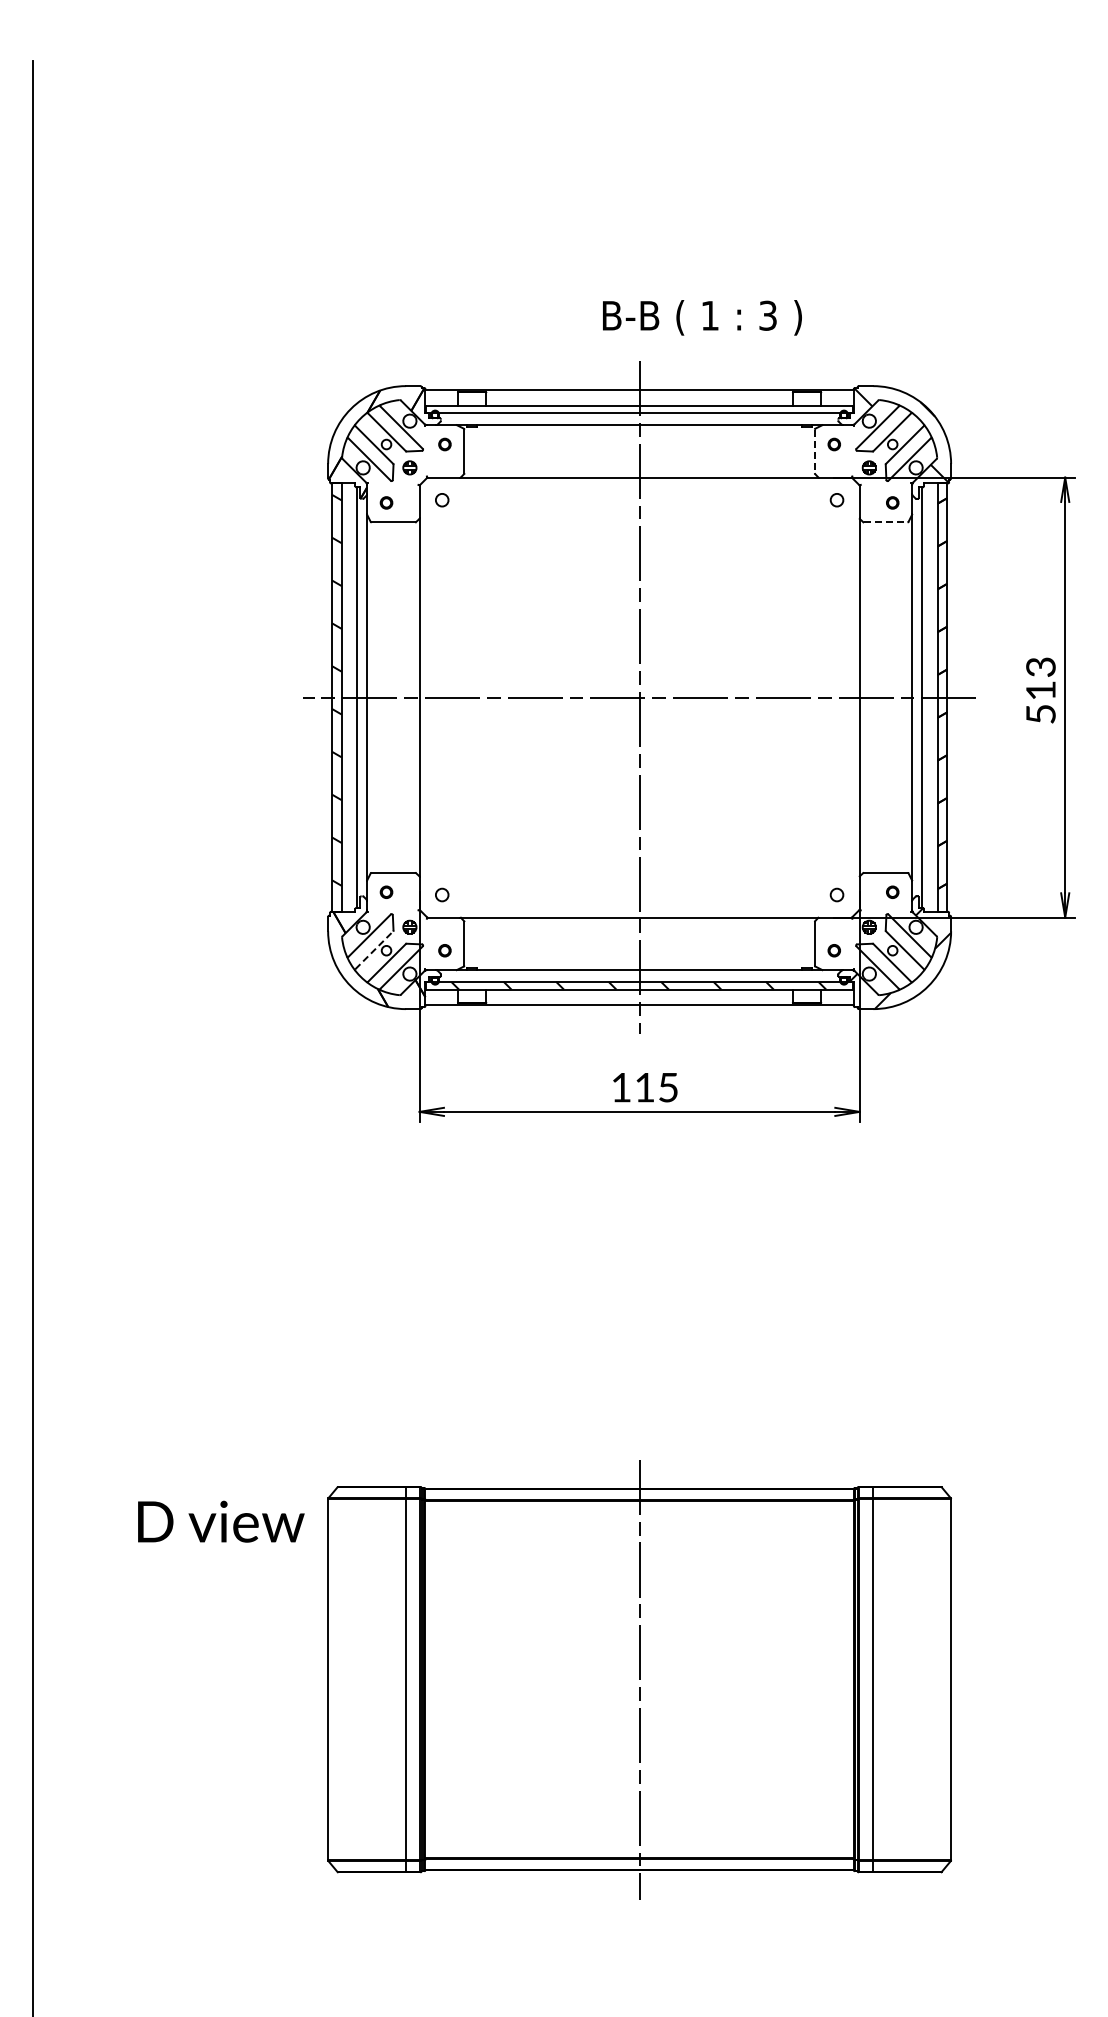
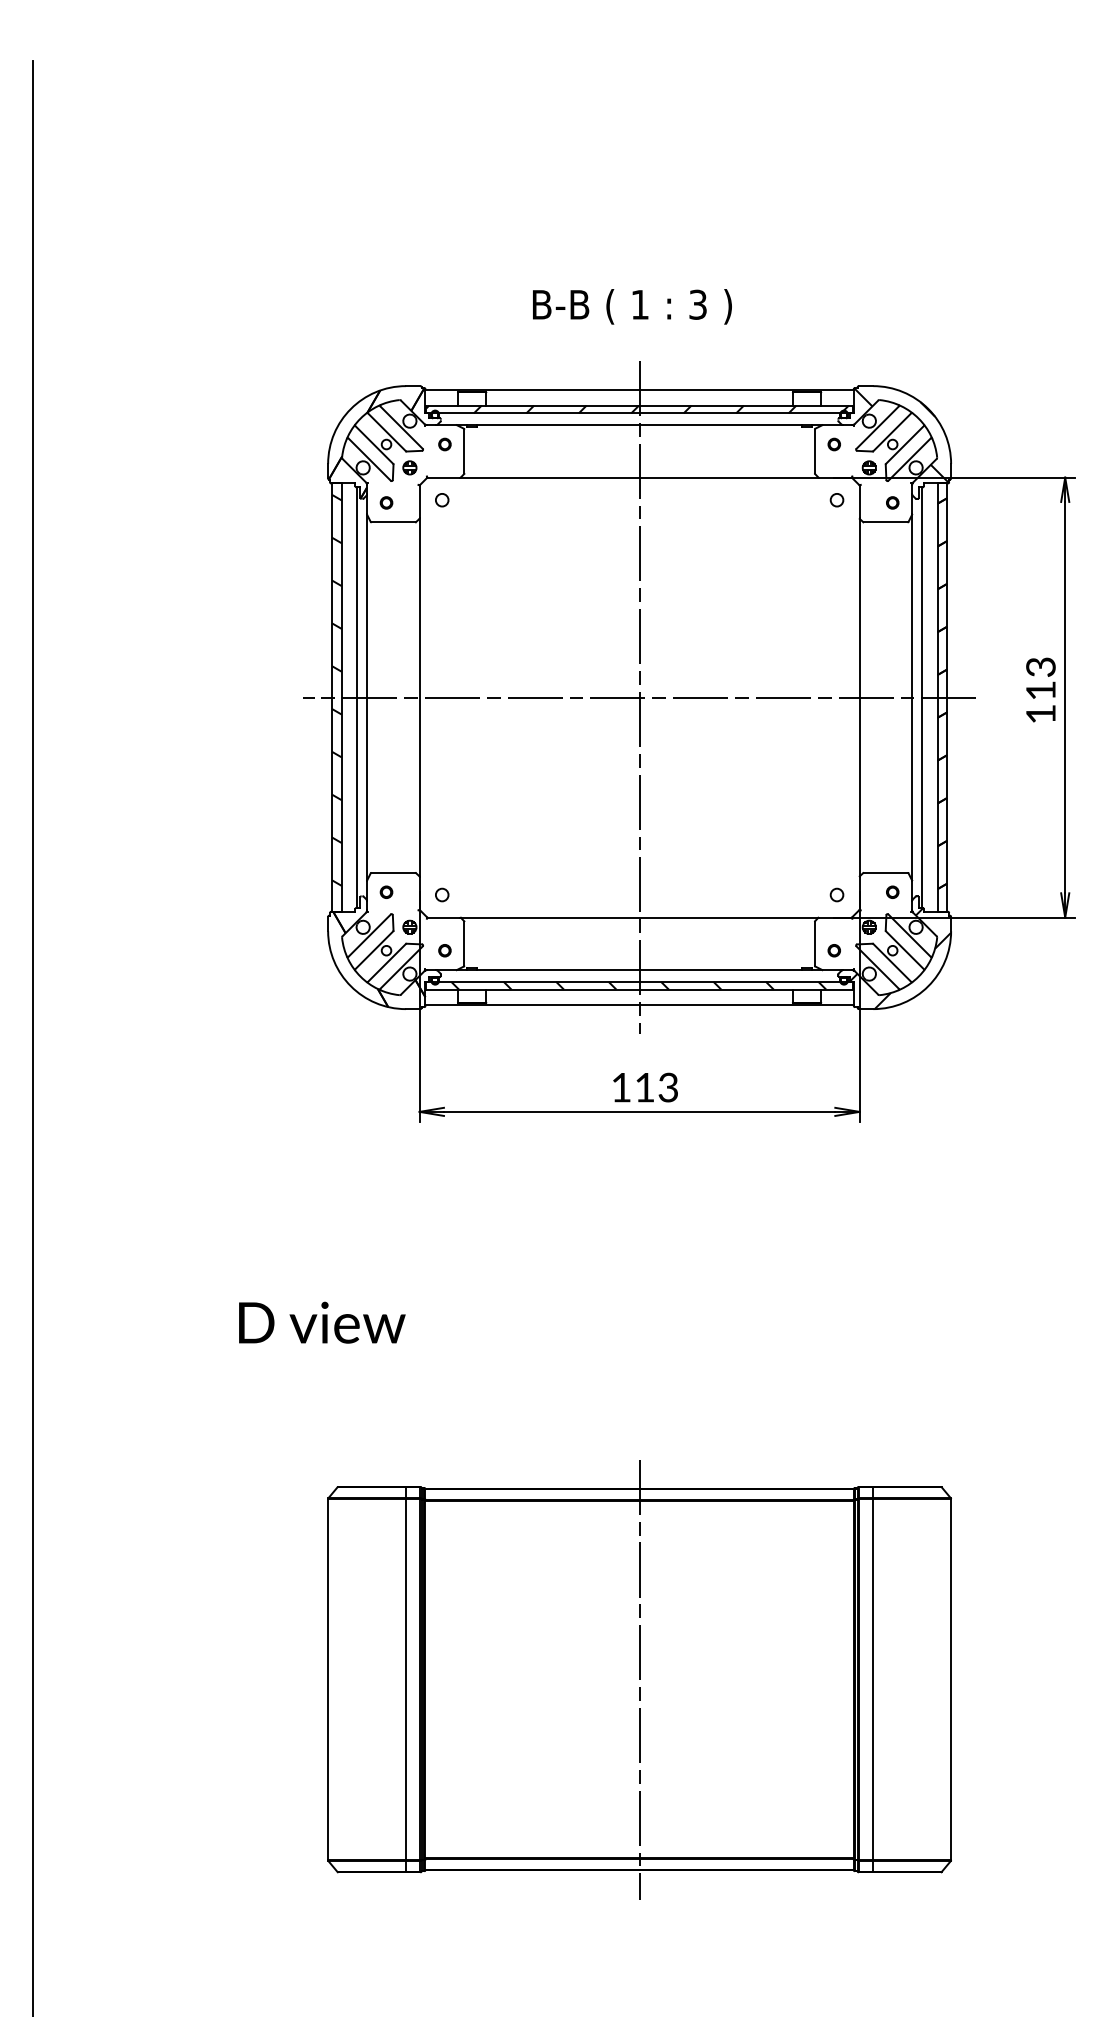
text position: (702, 317) -> (632, 306) (632, 306)
hatch: none -> present (637, 409)
line: dashed -> solid (814, 451)
line: dashed -> solid (885, 522)
text: 513 -> 113 (1040, 714)
line: dashed -> solid (374, 950)
text: 115 -> 113 (667, 1087)
text position: (221, 1521) -> (322, 1322) (322, 1322)
